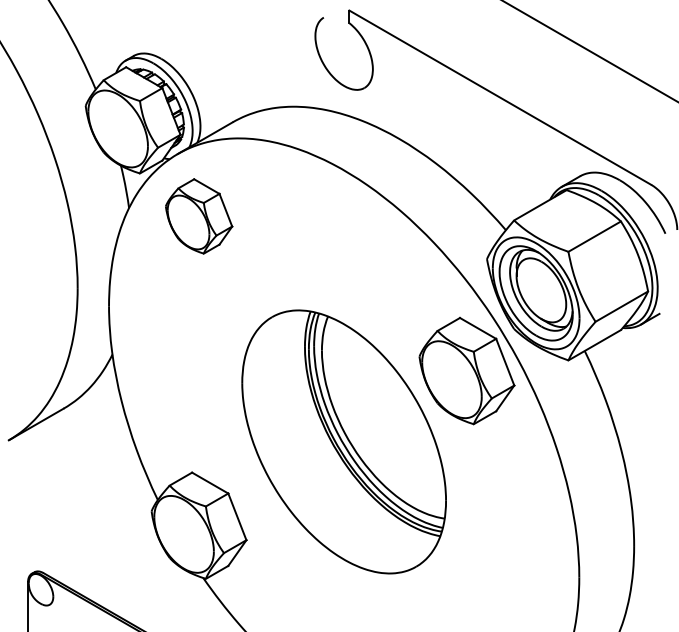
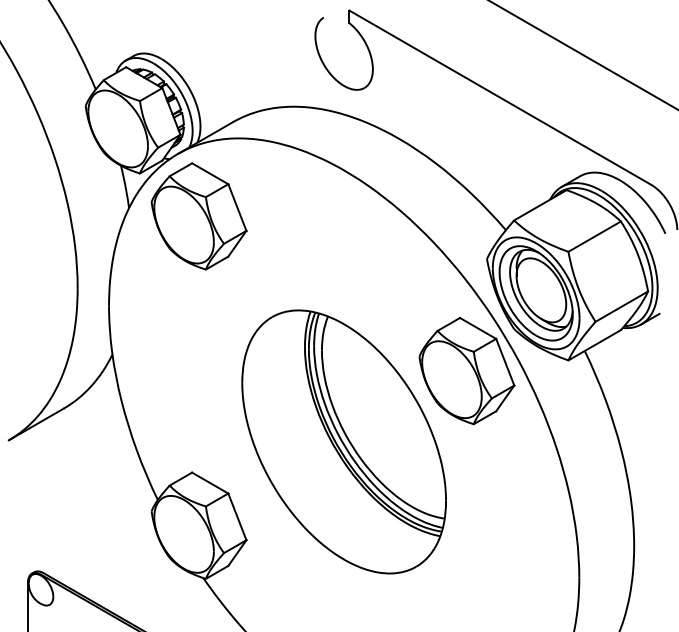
line position: (590, 51) -> (583, 55) (583, 55)
part size: 69x77 px -> 98x109 px (198, 216)
